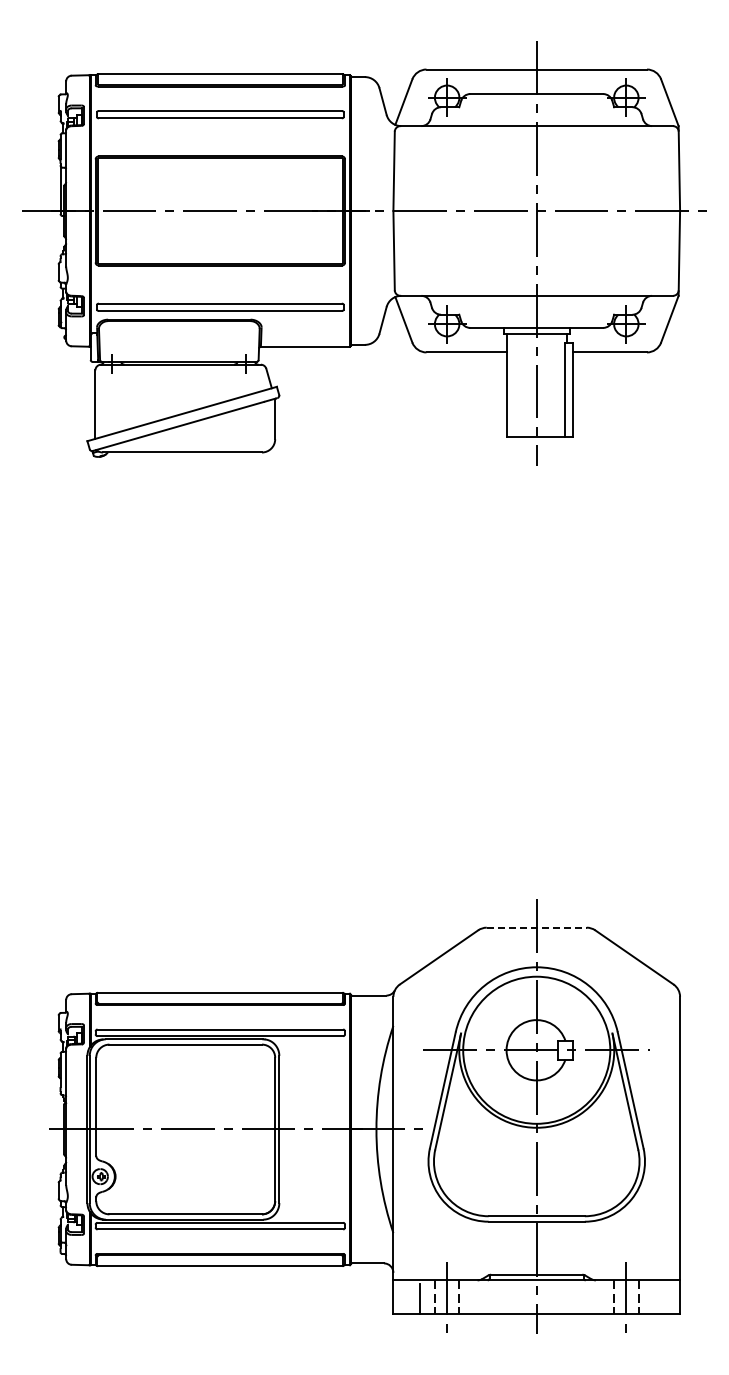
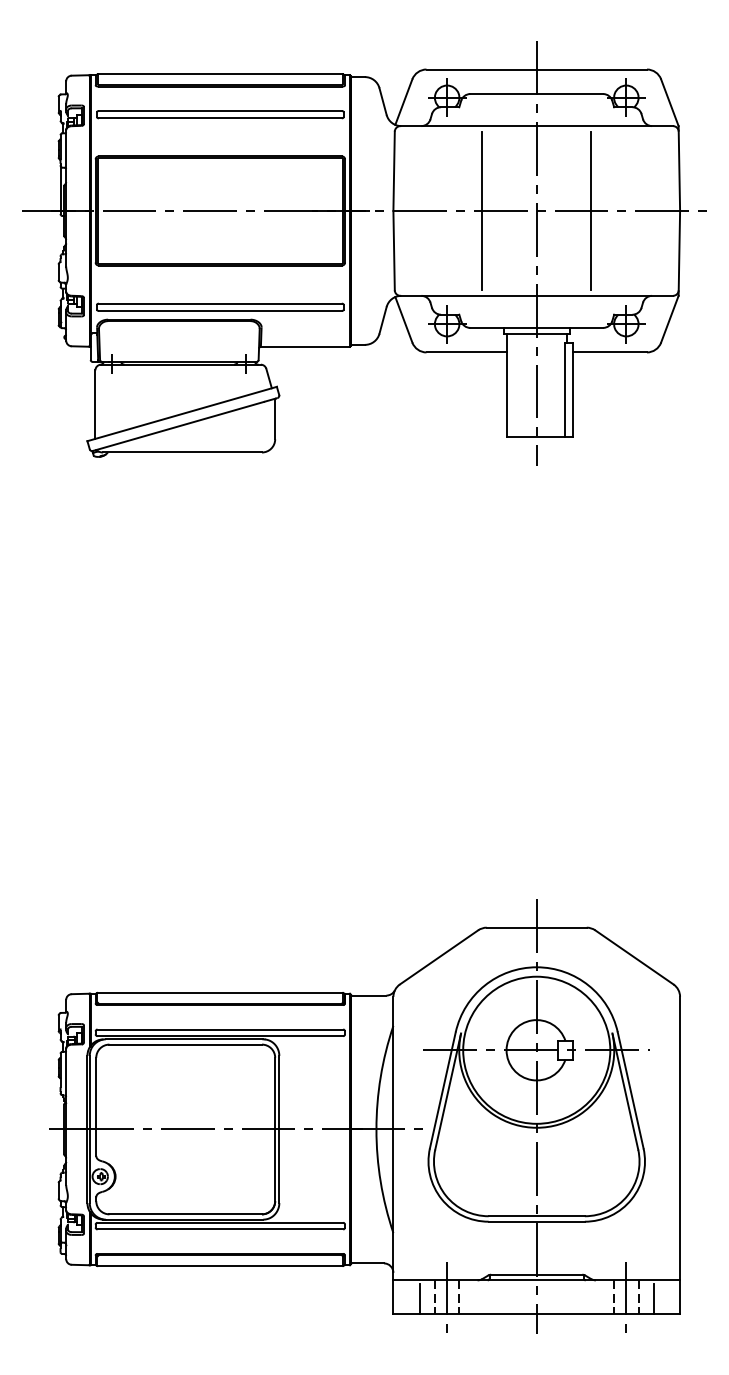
line: none -> present (482, 210)
line: none -> present (591, 210)
line: dashed -> solid (536, 927)
line: none -> present (653, 1299)
